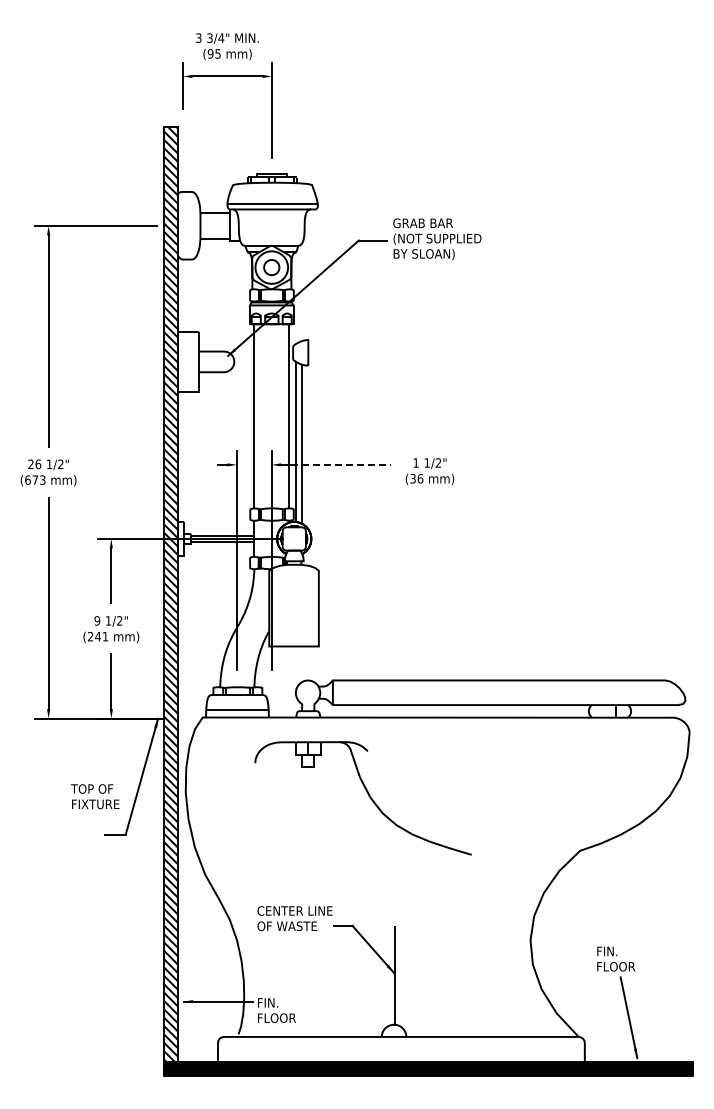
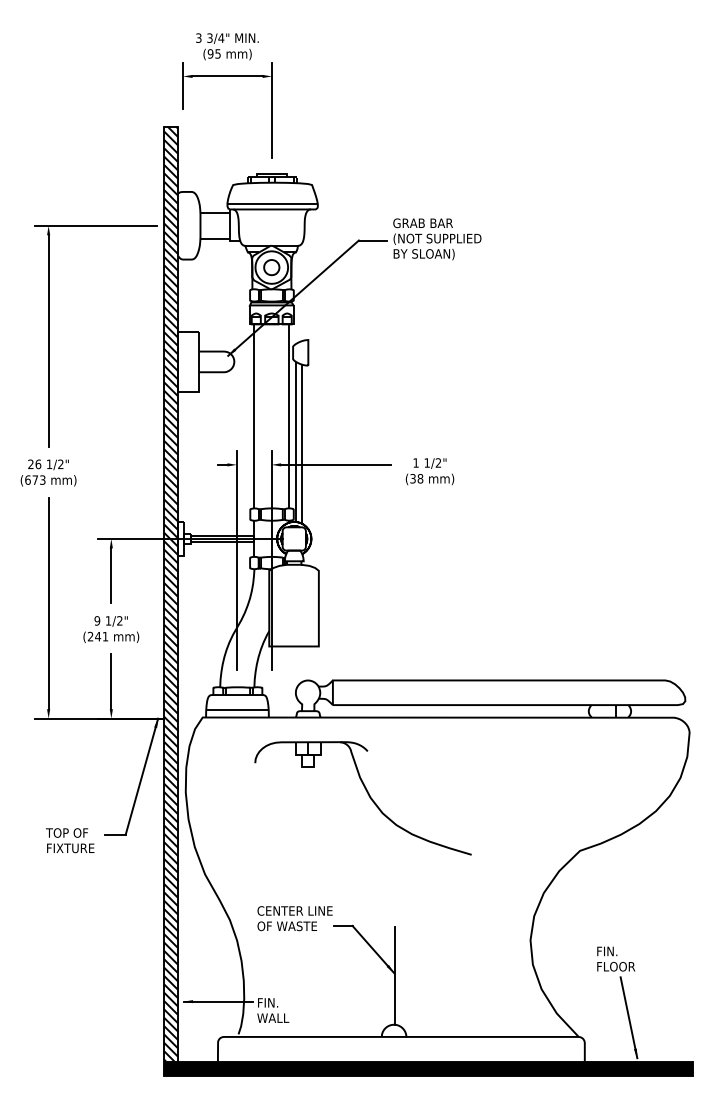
line: dashed -> solid (341, 464)
text: (36 -> (38 (420, 478)
text position: (95, 796) -> (70, 840) (70, 840)
text: FLOOR -> WALL (276, 1017)
